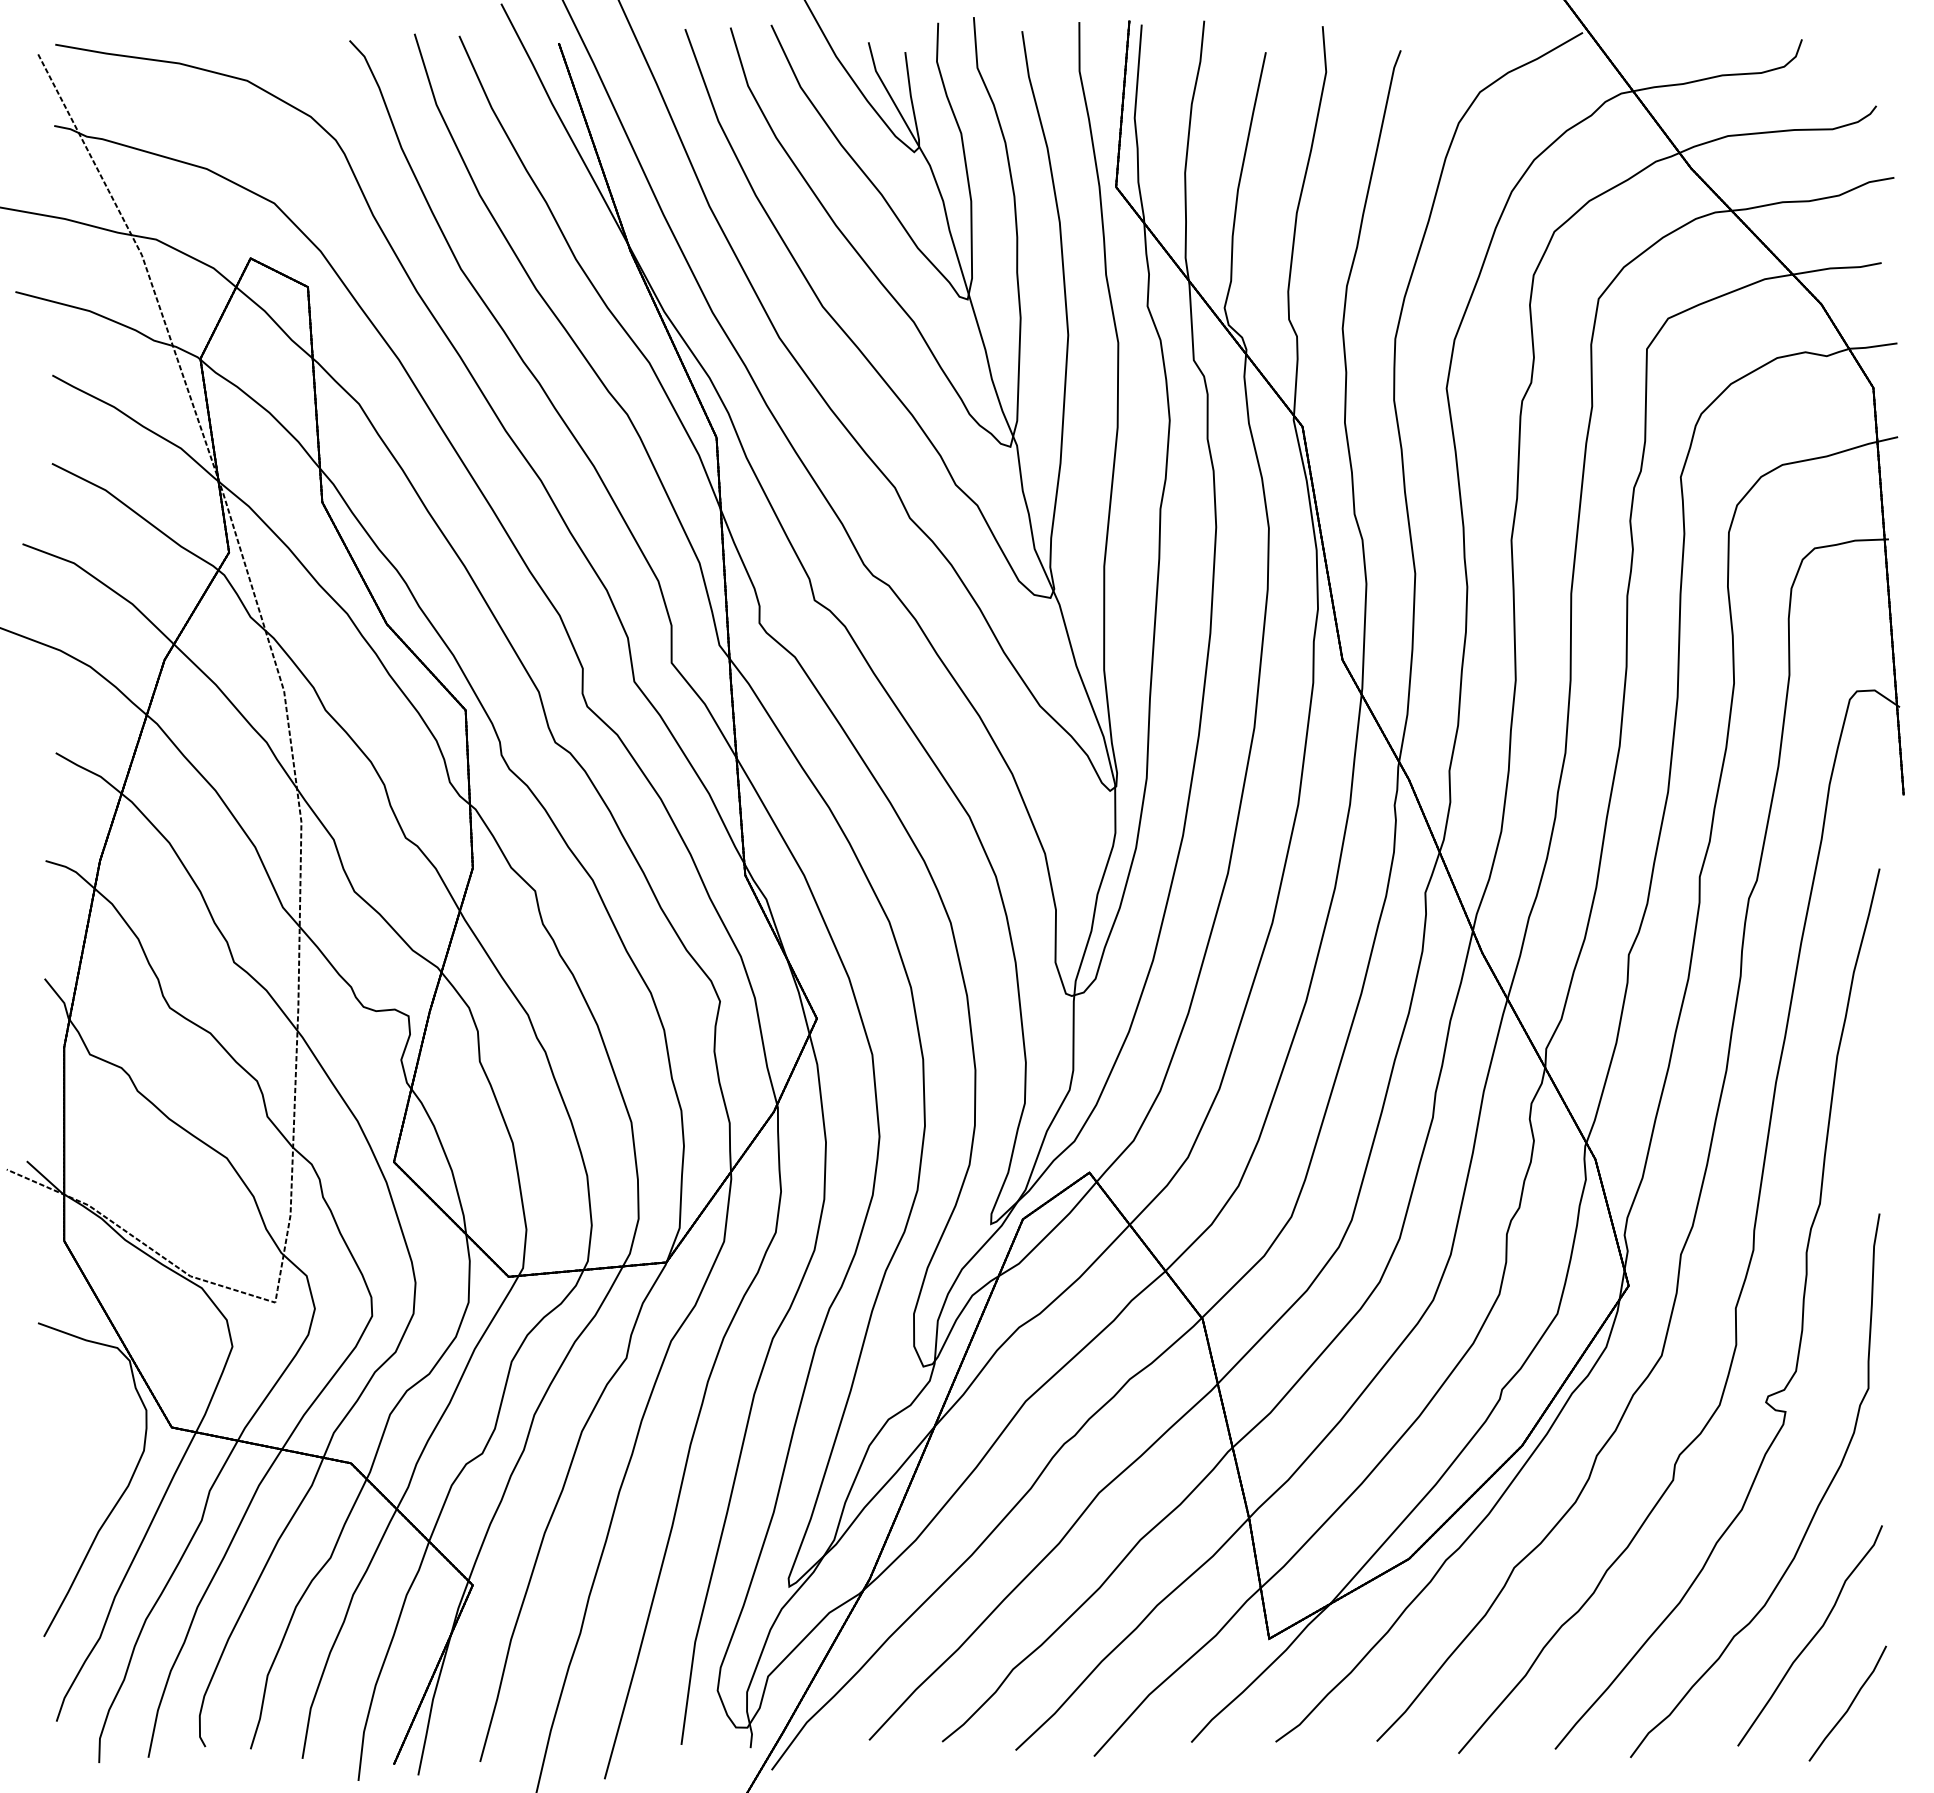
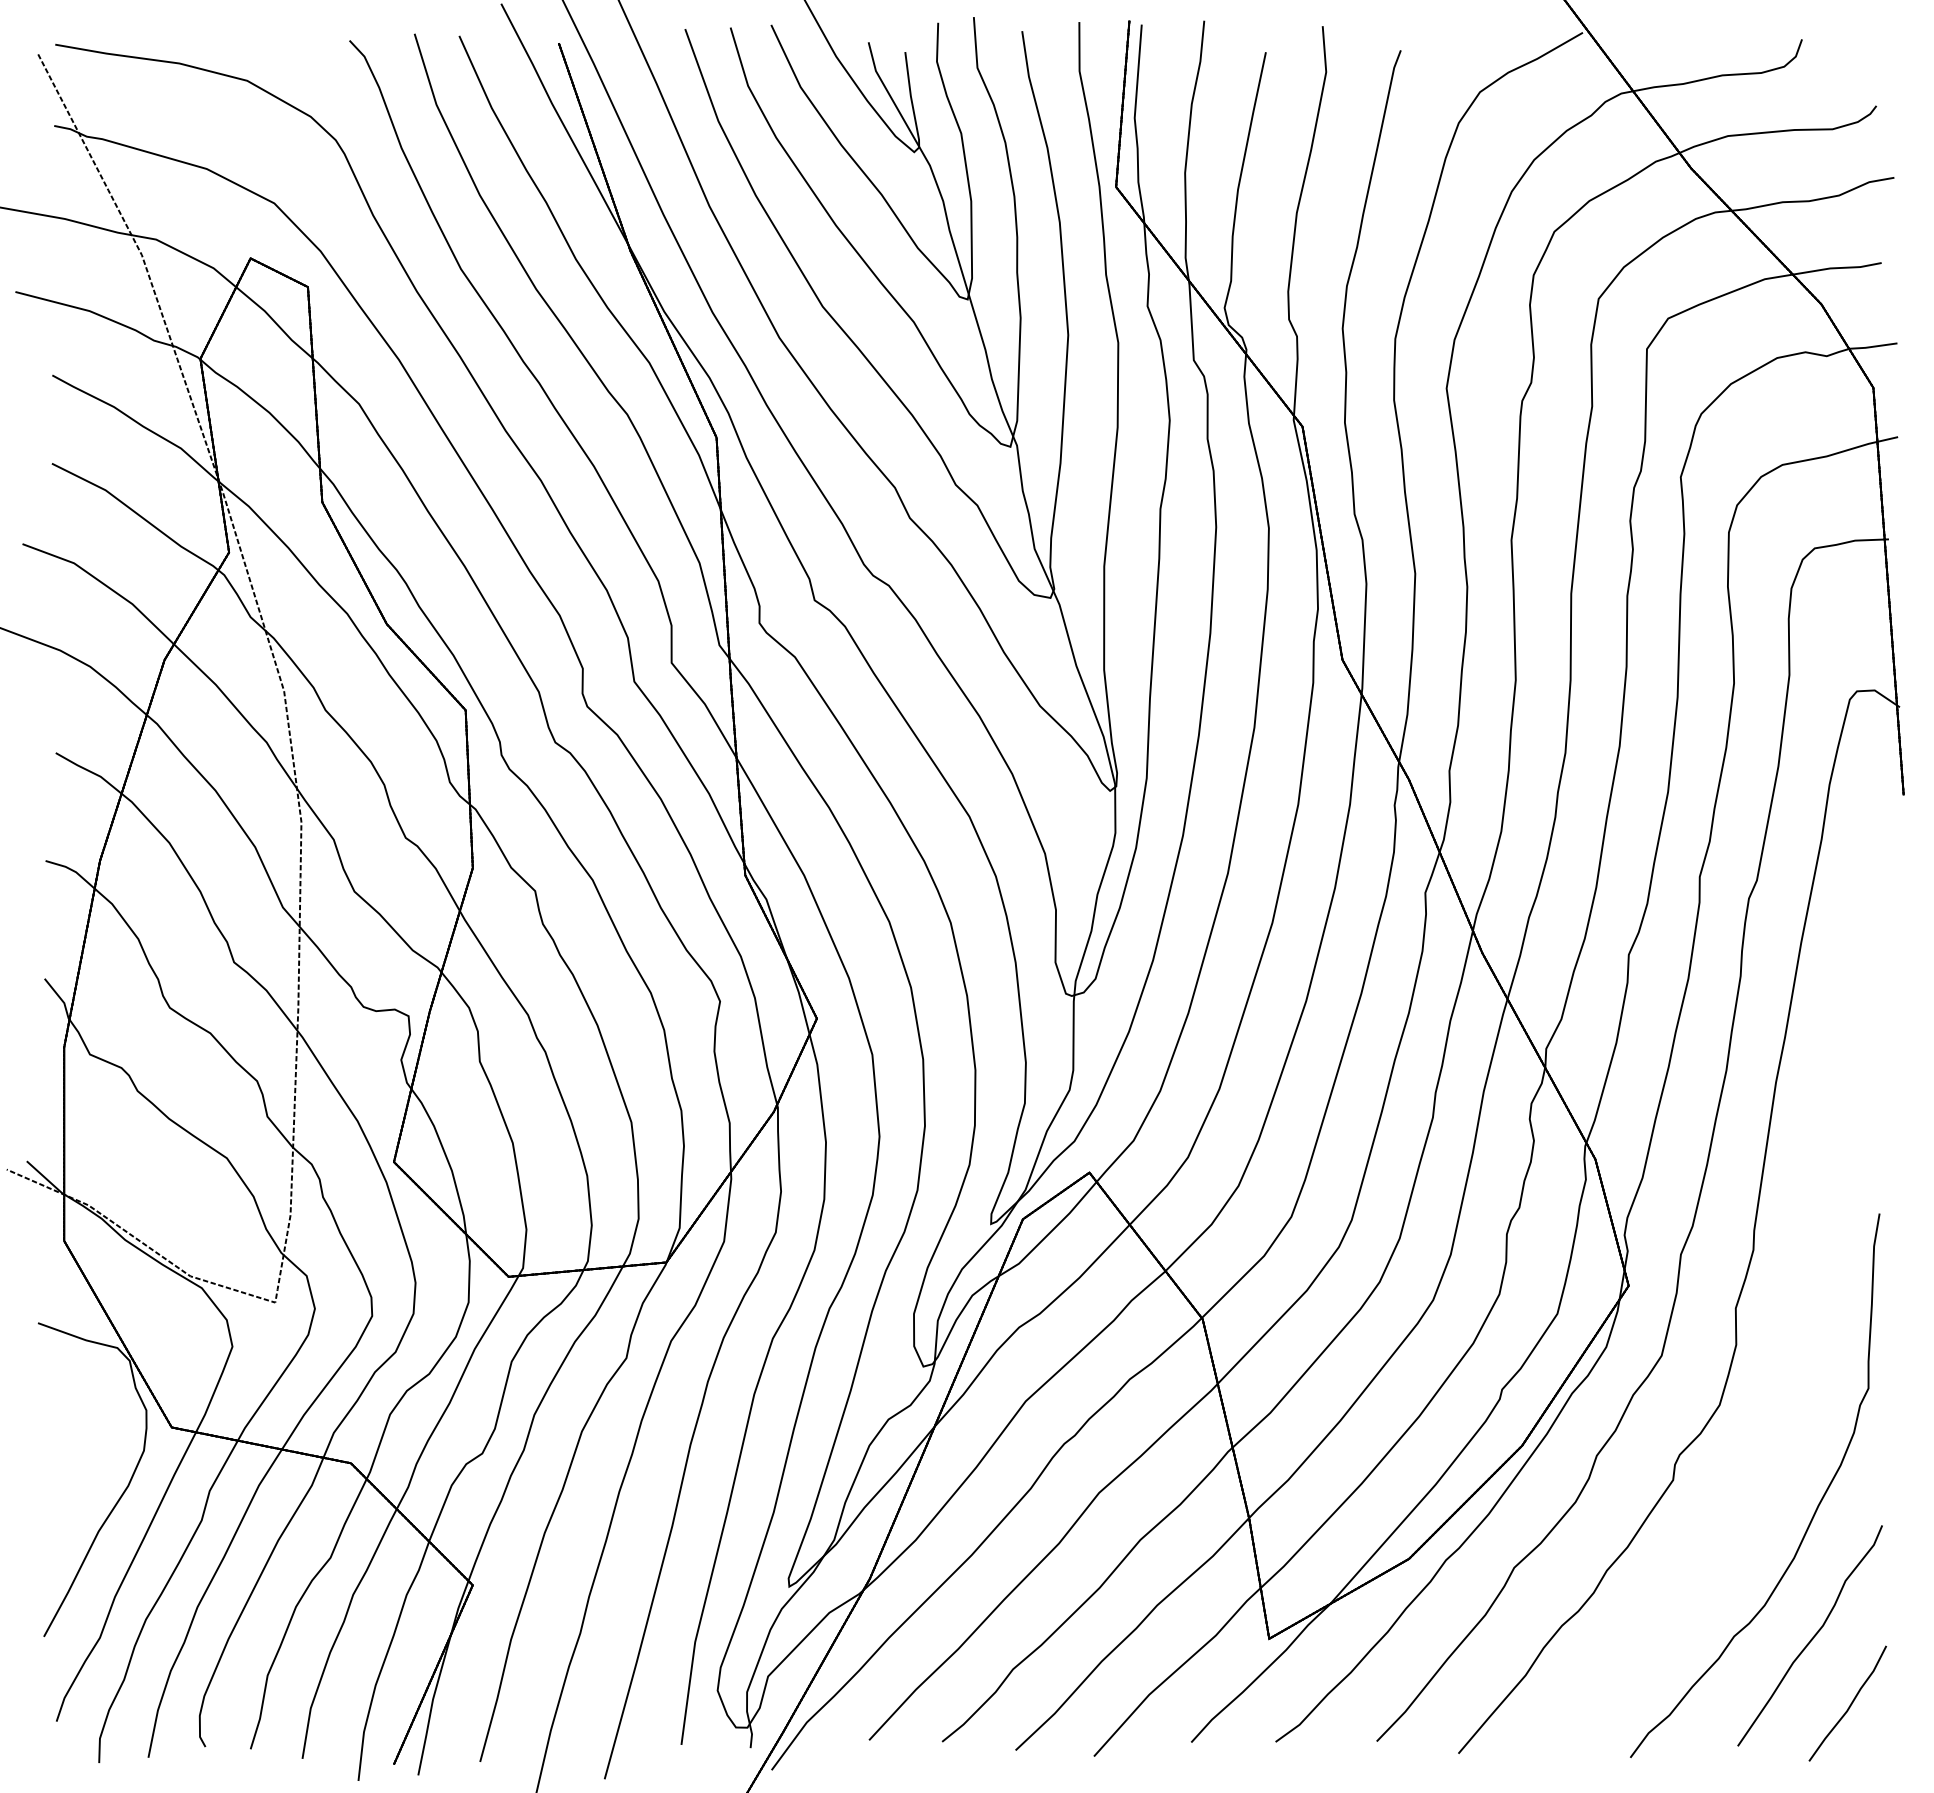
curve: present -> none (1801, 1319)
